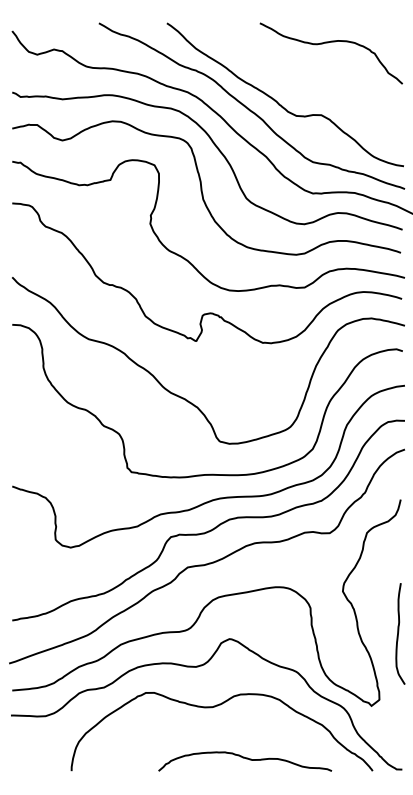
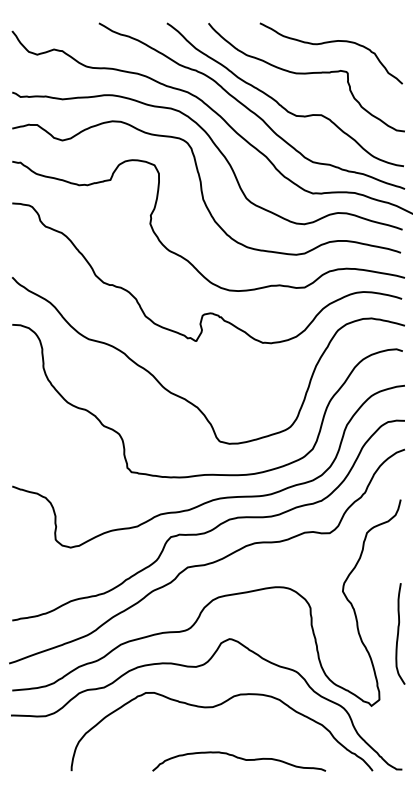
curve: none -> present (306, 74)
curve position: (246, 759) -> (240, 759) (240, 759)
